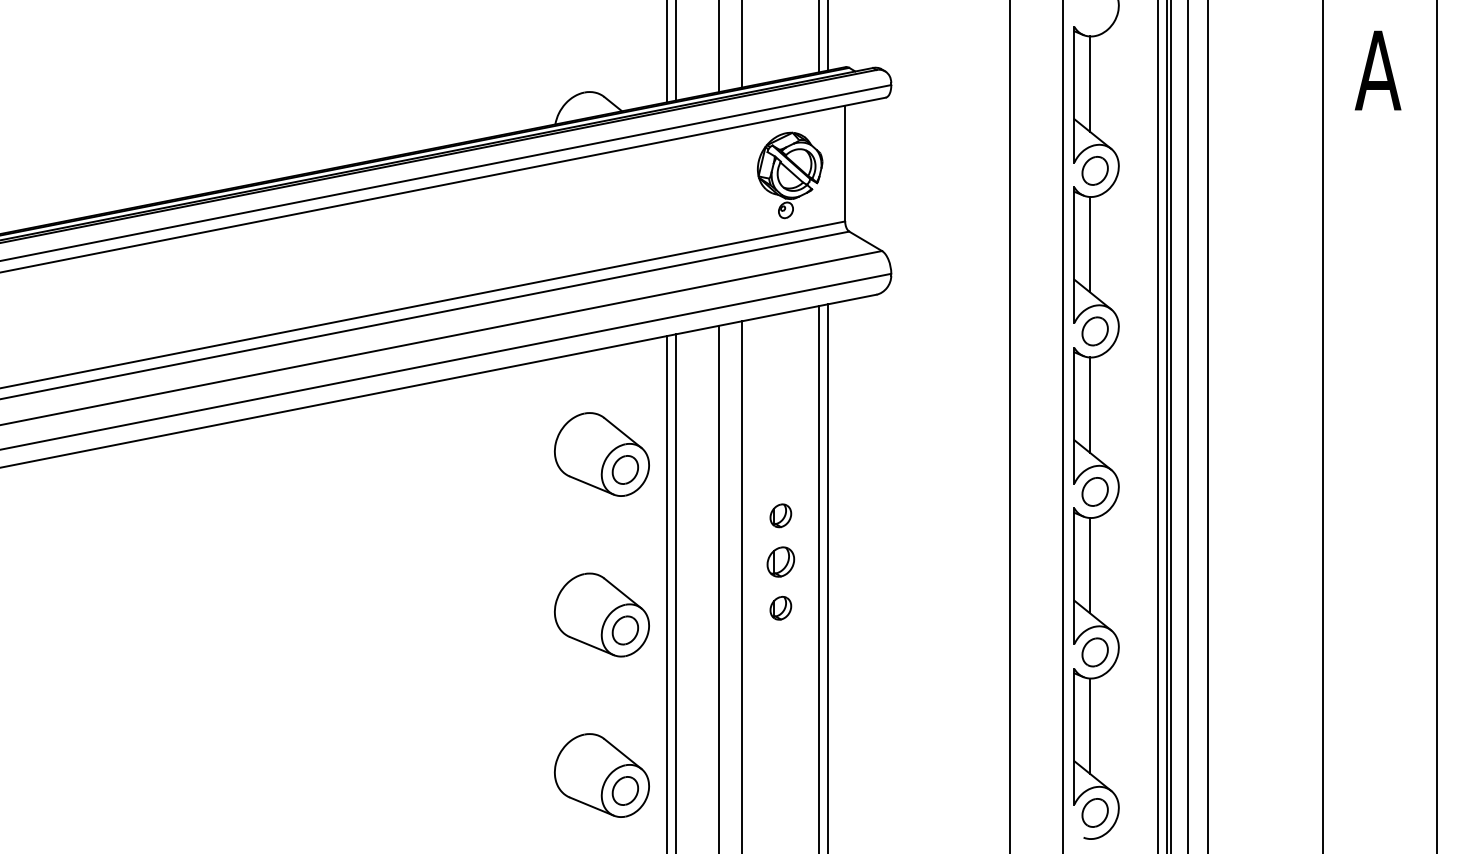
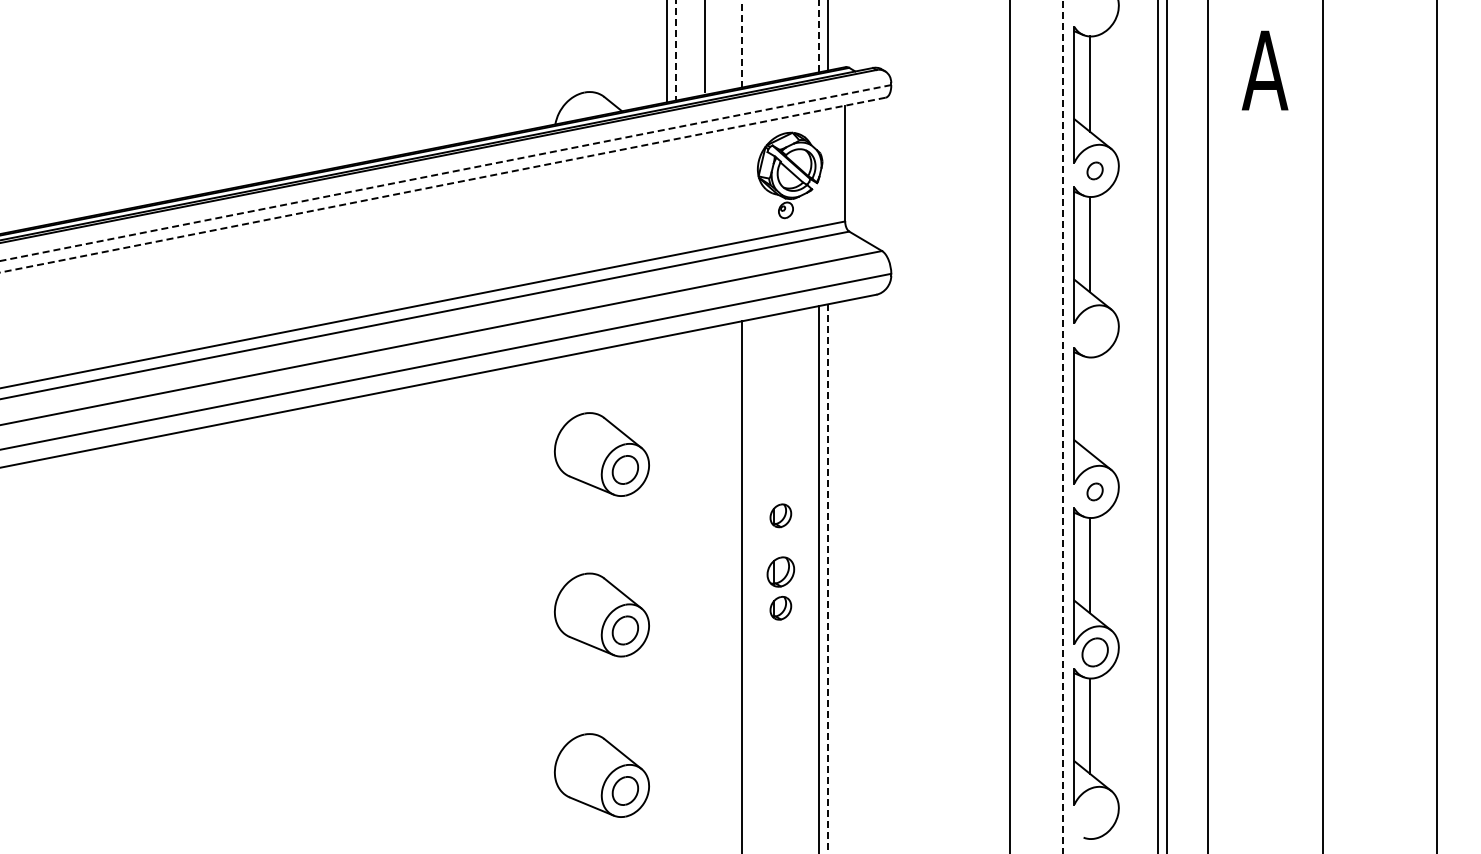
line: solid -> dashed (819, 36)
line: solid -> dashed (742, 43)
line position: (719, 47) -> (705, 47) (705, 47)
line: solid -> dashed (676, 50)
text position: (1378, 70) -> (1265, 70) (1265, 70)
part size: 28x30 px -> 18x20 px (1094, 170)
line: solid -> dashed (445, 173)
line: solid -> dashed (442, 185)
part: present -> none (1094, 331)
line: present -> none (1089, 404)
line: solid -> dashed (1062, 426)
line: present -> none (1170, 426)
line: present -> none (1187, 426)
part size: 28x30 px -> 18x20 px (1094, 491)
part position: (780, 561) -> (780, 571) (780, 571)
line: solid -> dashed (827, 579)
line: present -> none (719, 587)
line: present -> none (676, 592)
line: present -> none (667, 593)
part: present -> none (1094, 812)
